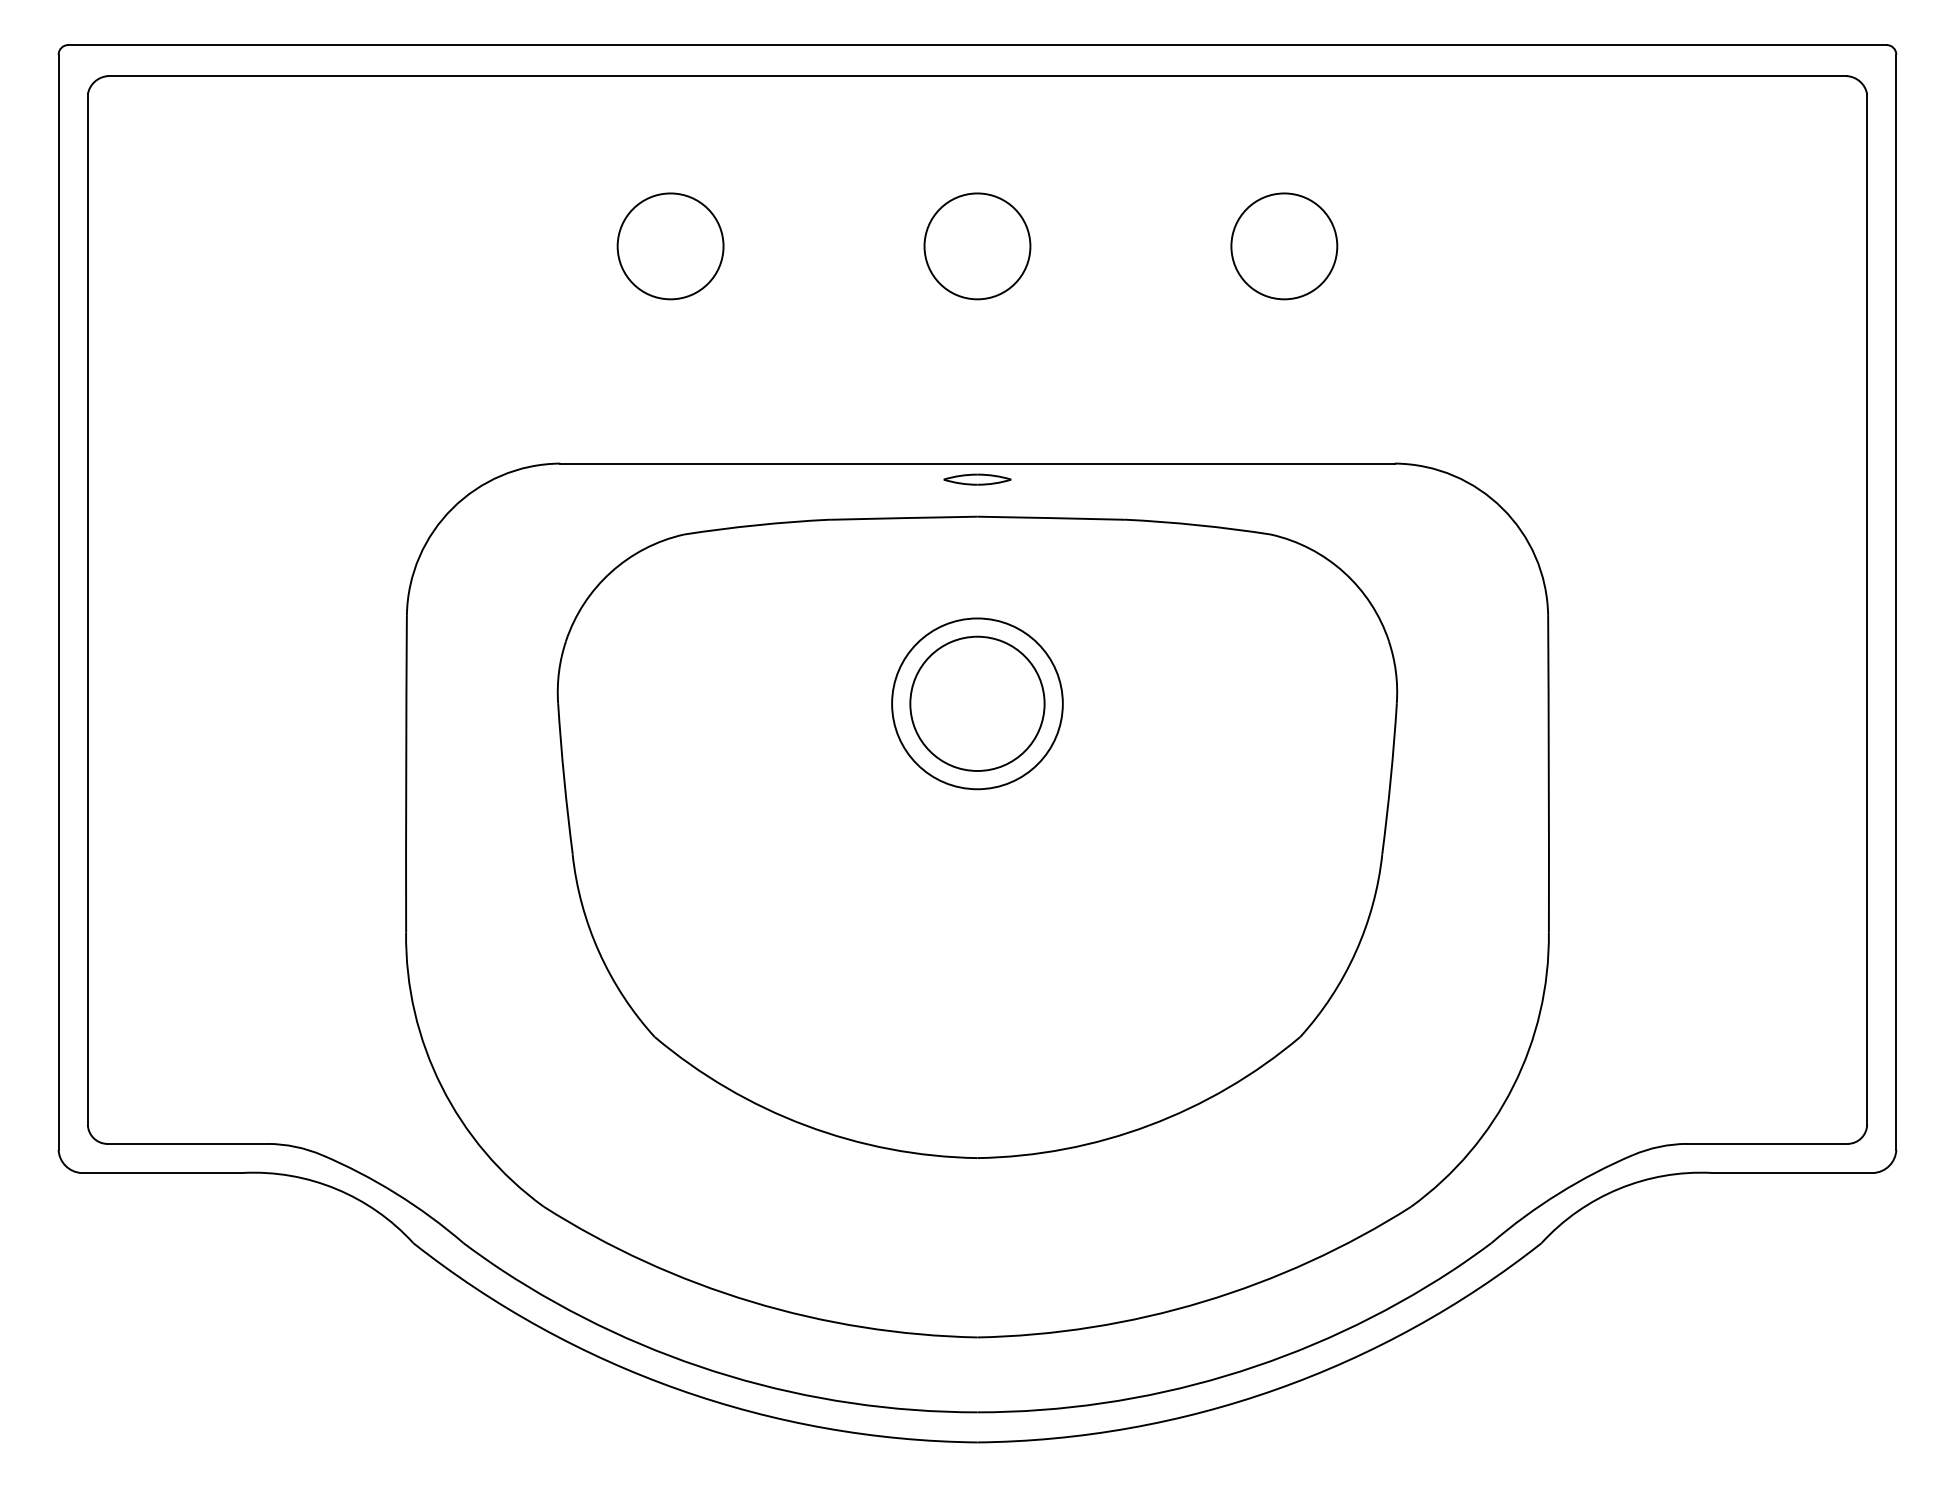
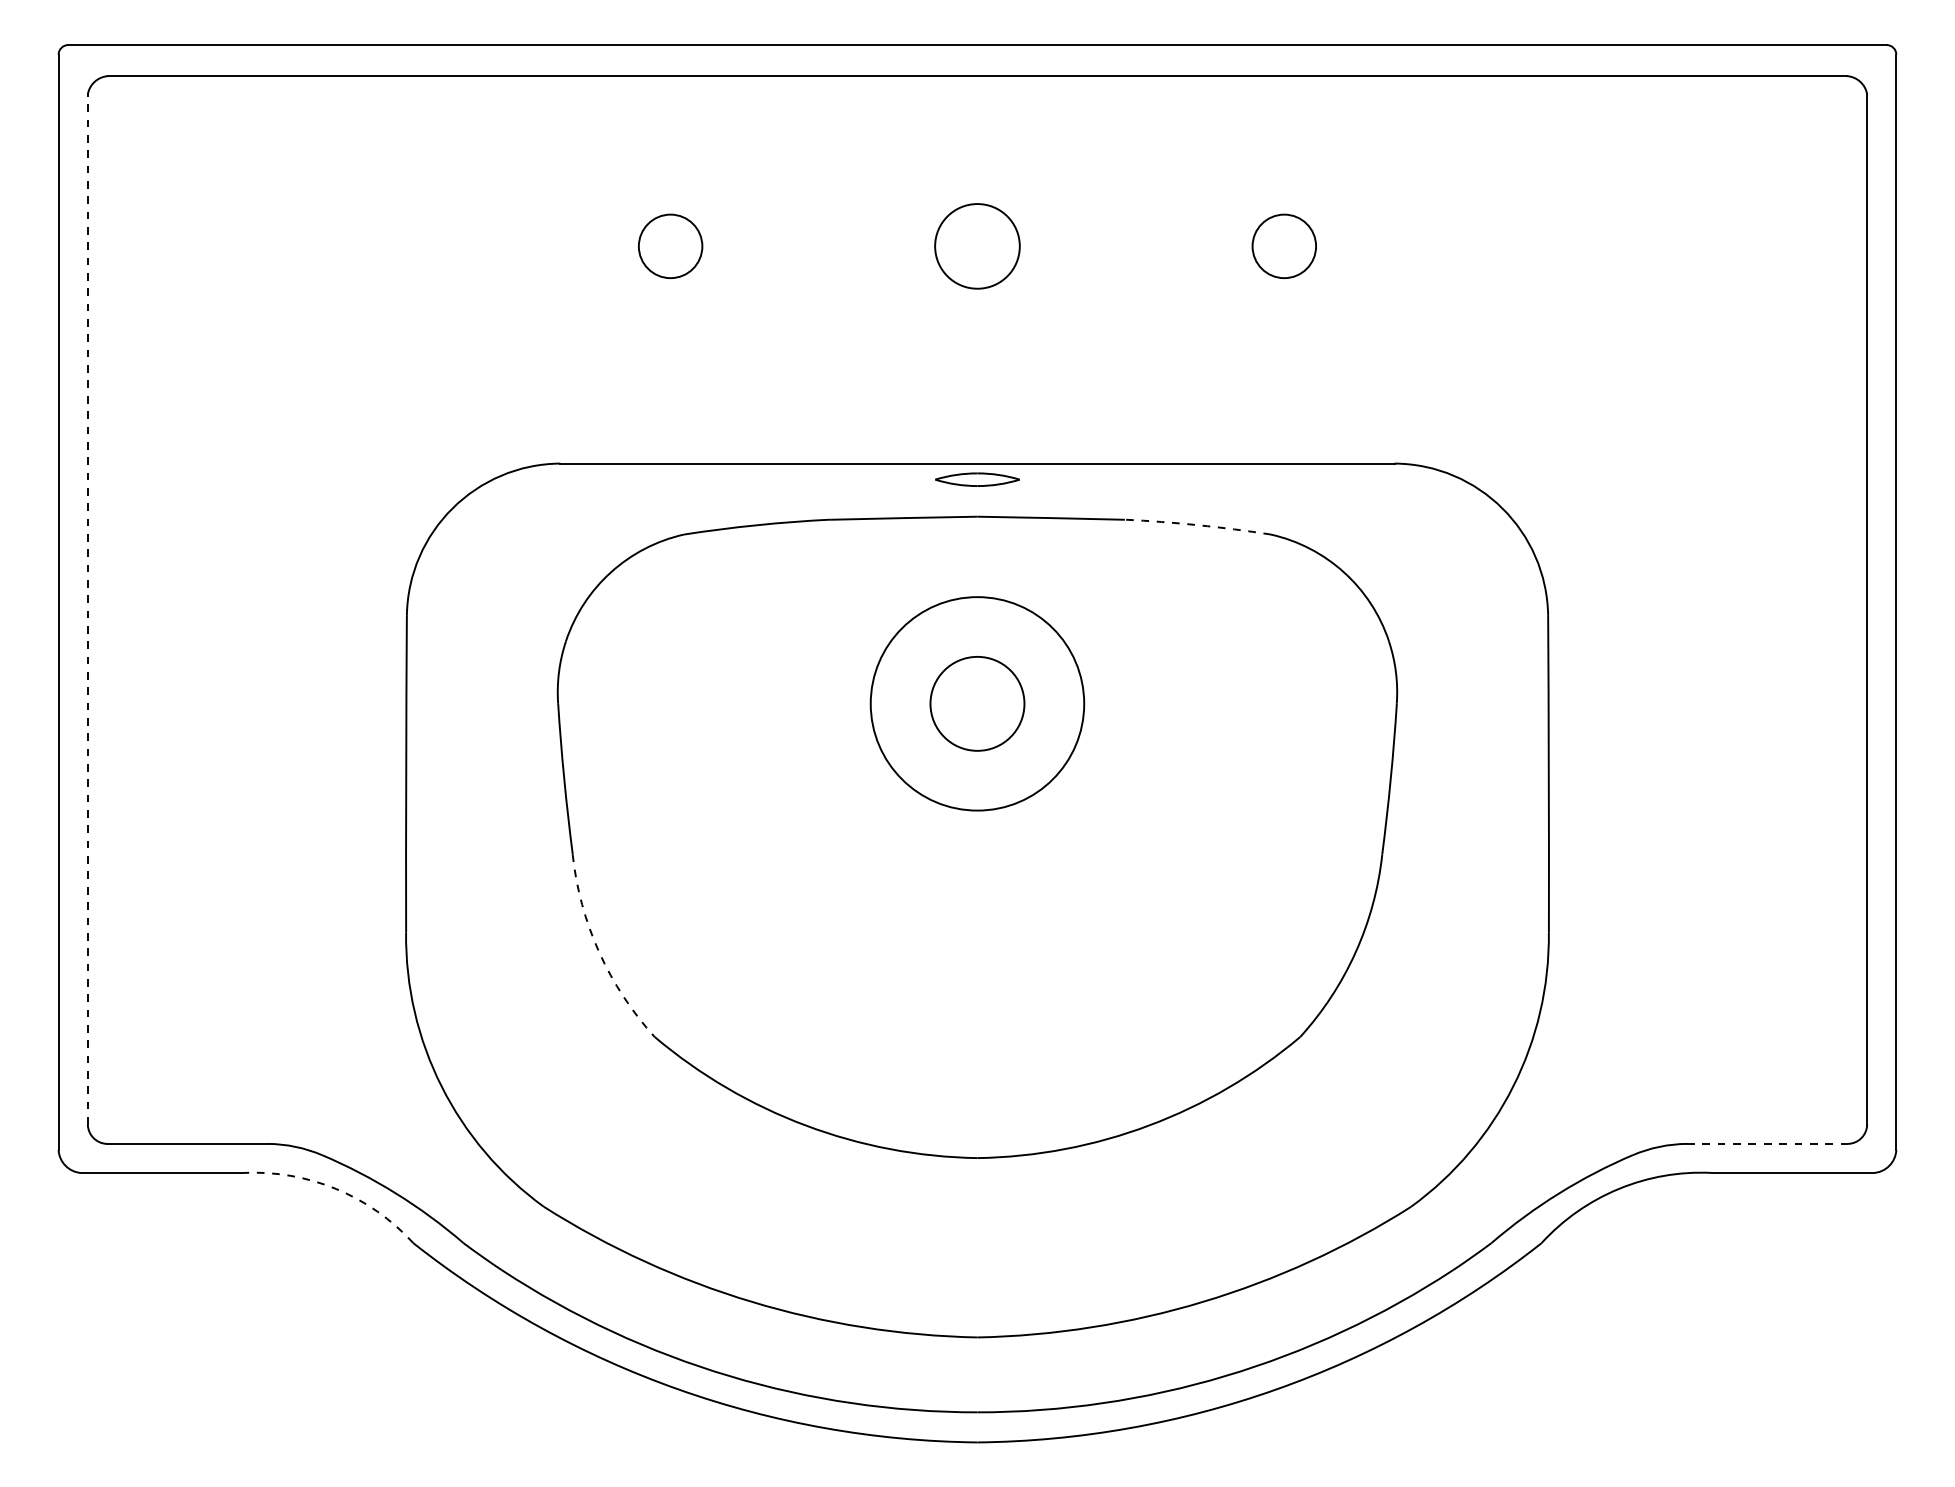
circle diameter: 106 px -> 64 px (670, 246)
circle diameter: 106 px -> 85 px (977, 246)
circle diameter: 106 px -> 64 px (1284, 246)
part size: 69x13 px -> 85x15 px (977, 479)
arc: solid -> dashed (1198, 525)
line: solid -> dashed (87, 609)
circle diameter: 134 px -> 94 px (977, 703)
circle diameter: 171 px -> 213 px (977, 703)
arc: solid -> dashed (599, 952)
line: solid -> dashed (1768, 1143)
arc: solid -> dashed (336, 1188)
